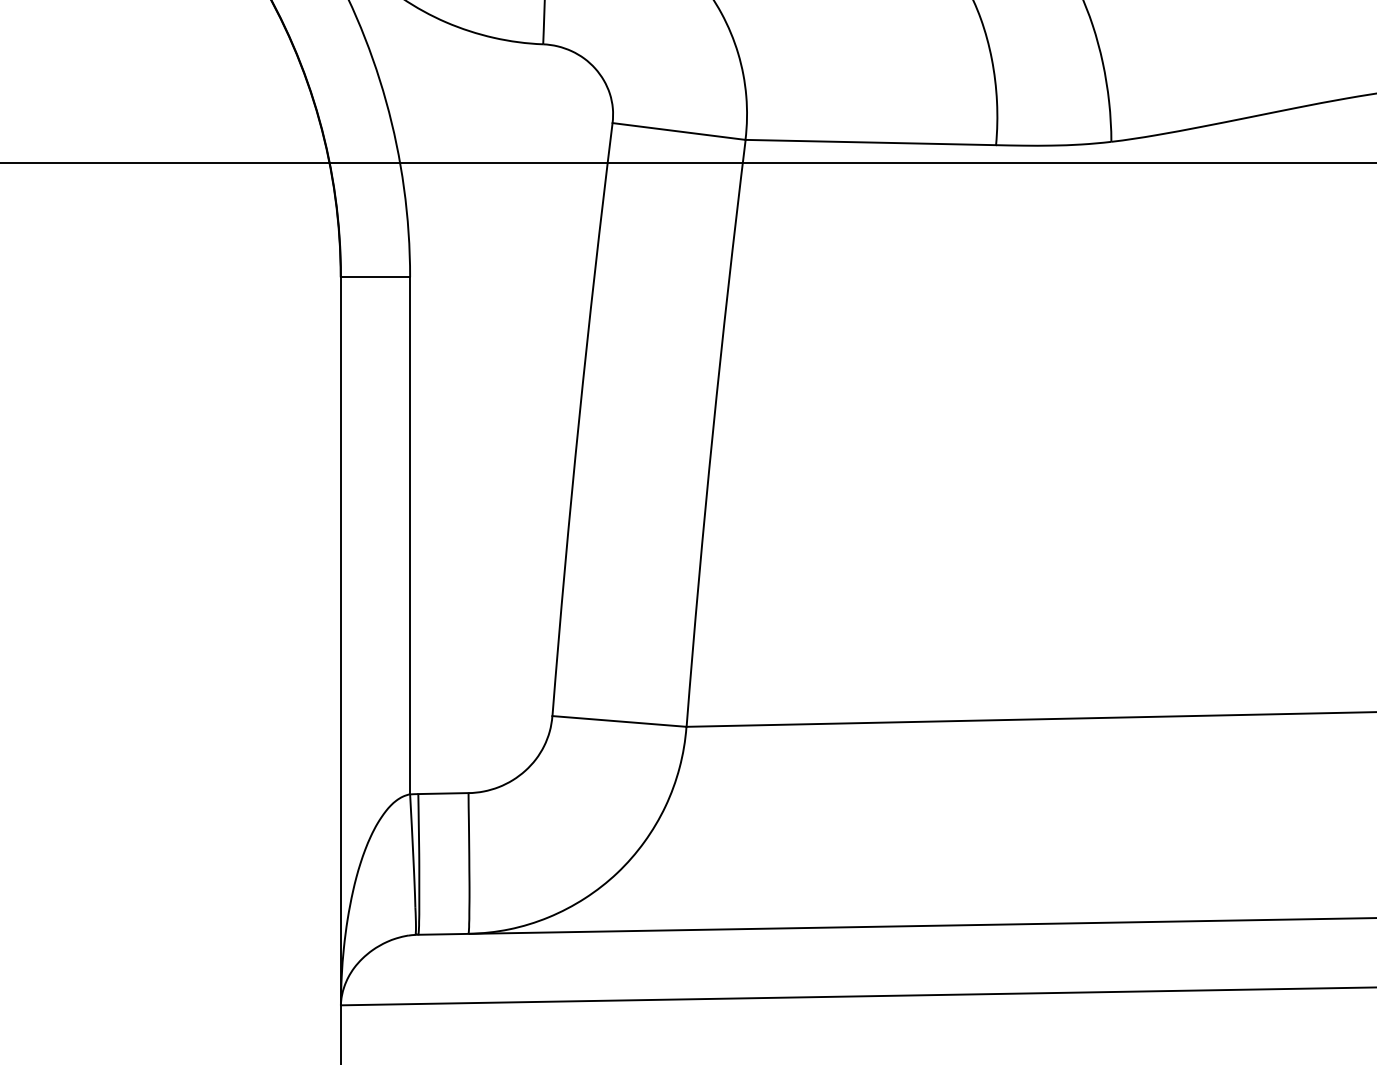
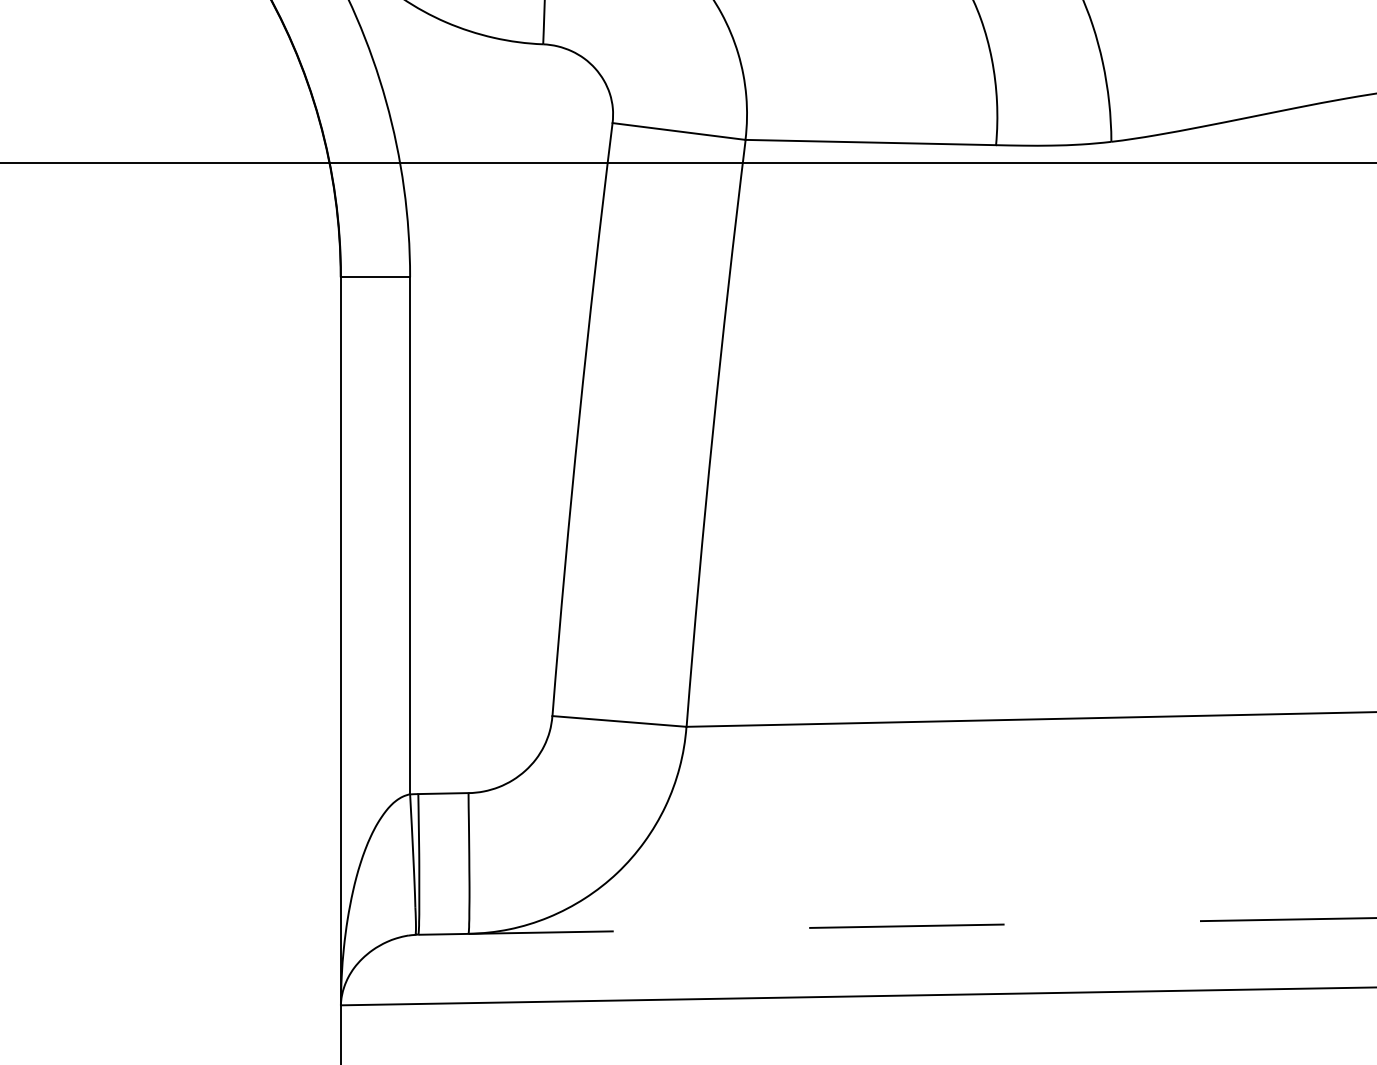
line: solid -> dashed (898, 926)
